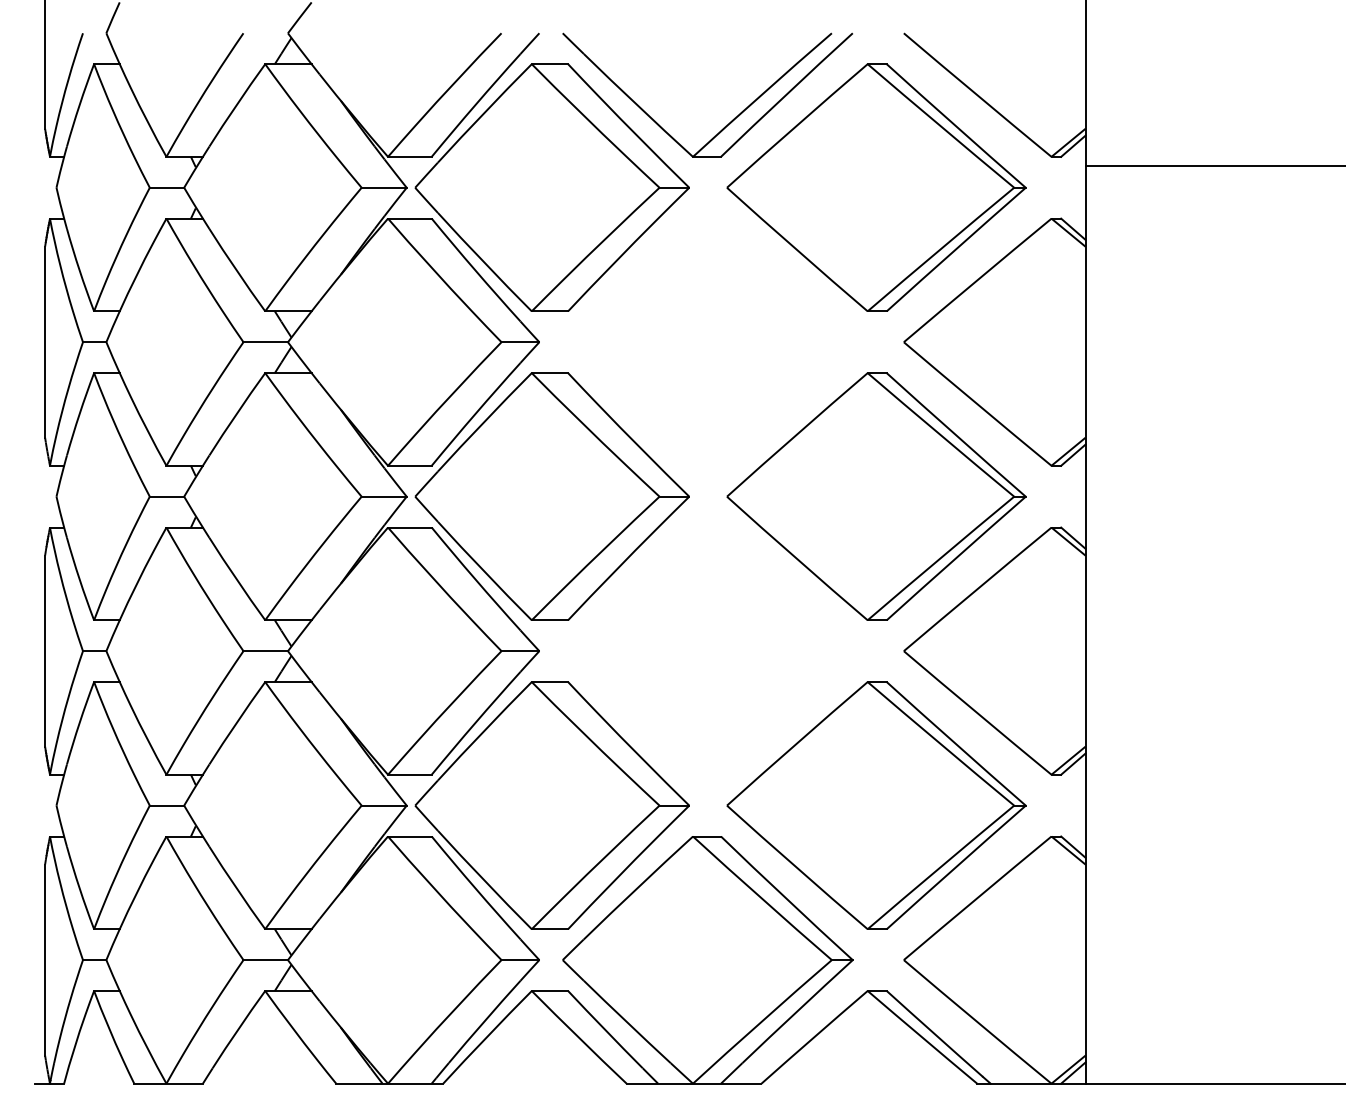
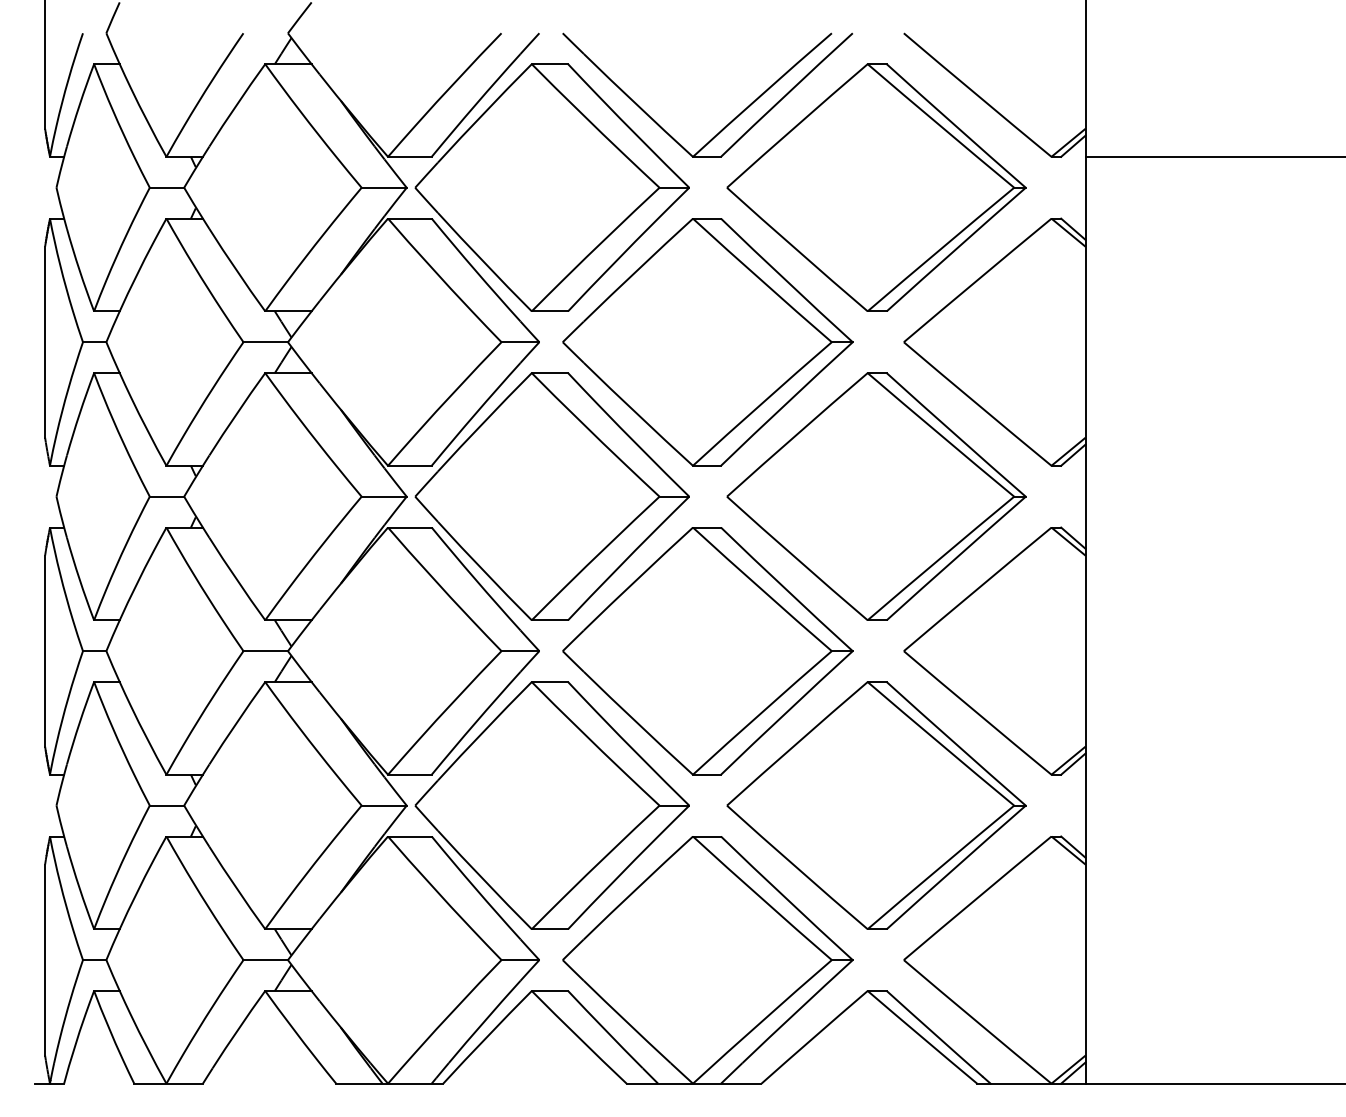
line position: (1213, 165) -> (1213, 156) (1213, 156)
part: none -> present (707, 342)
part: none -> present (707, 651)
